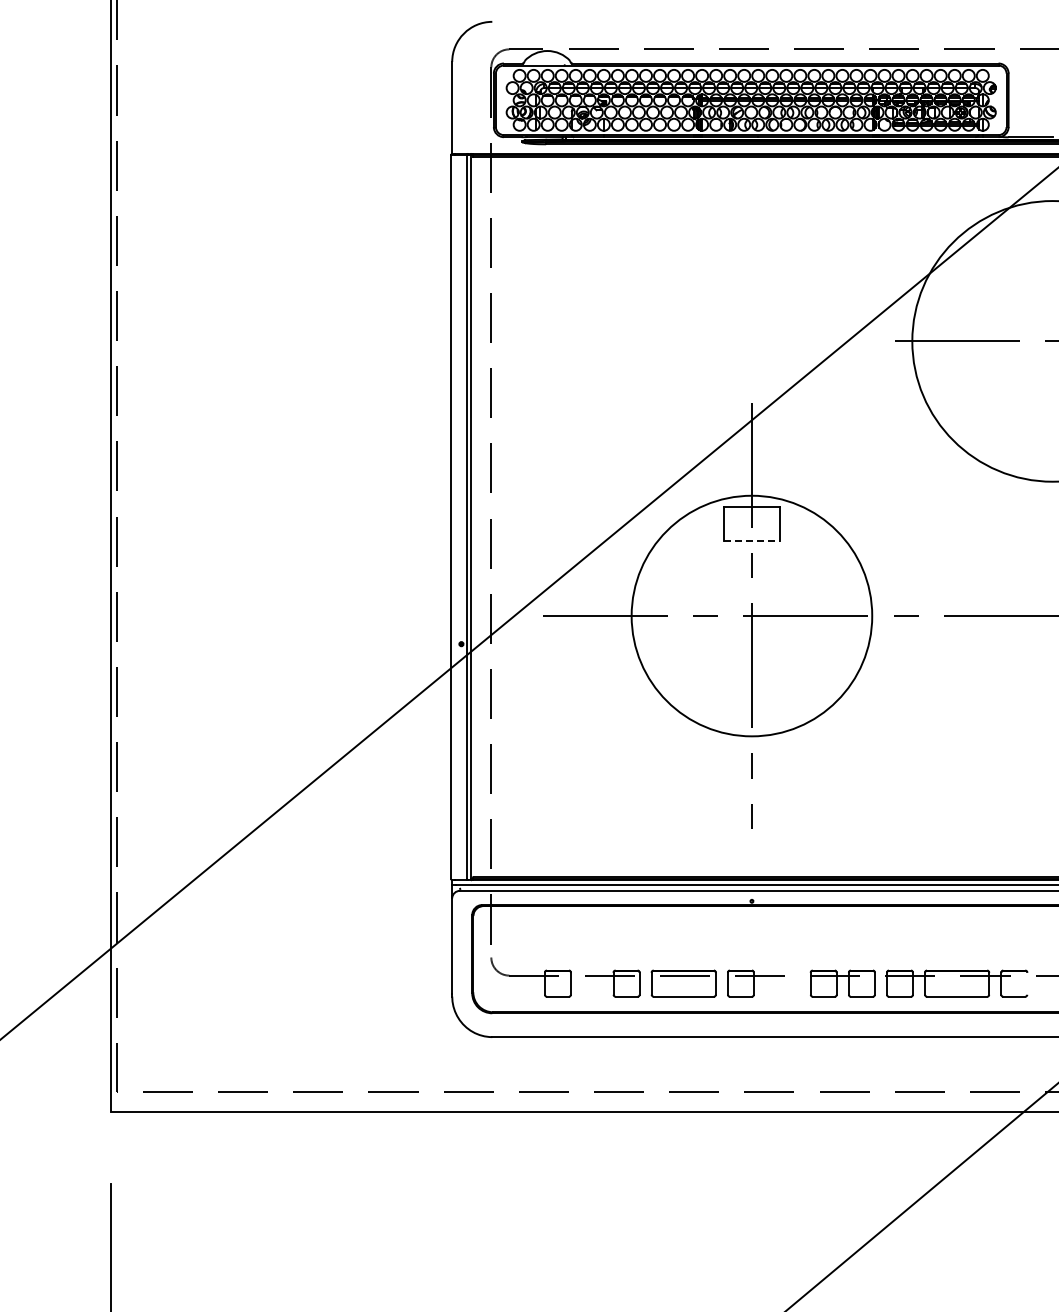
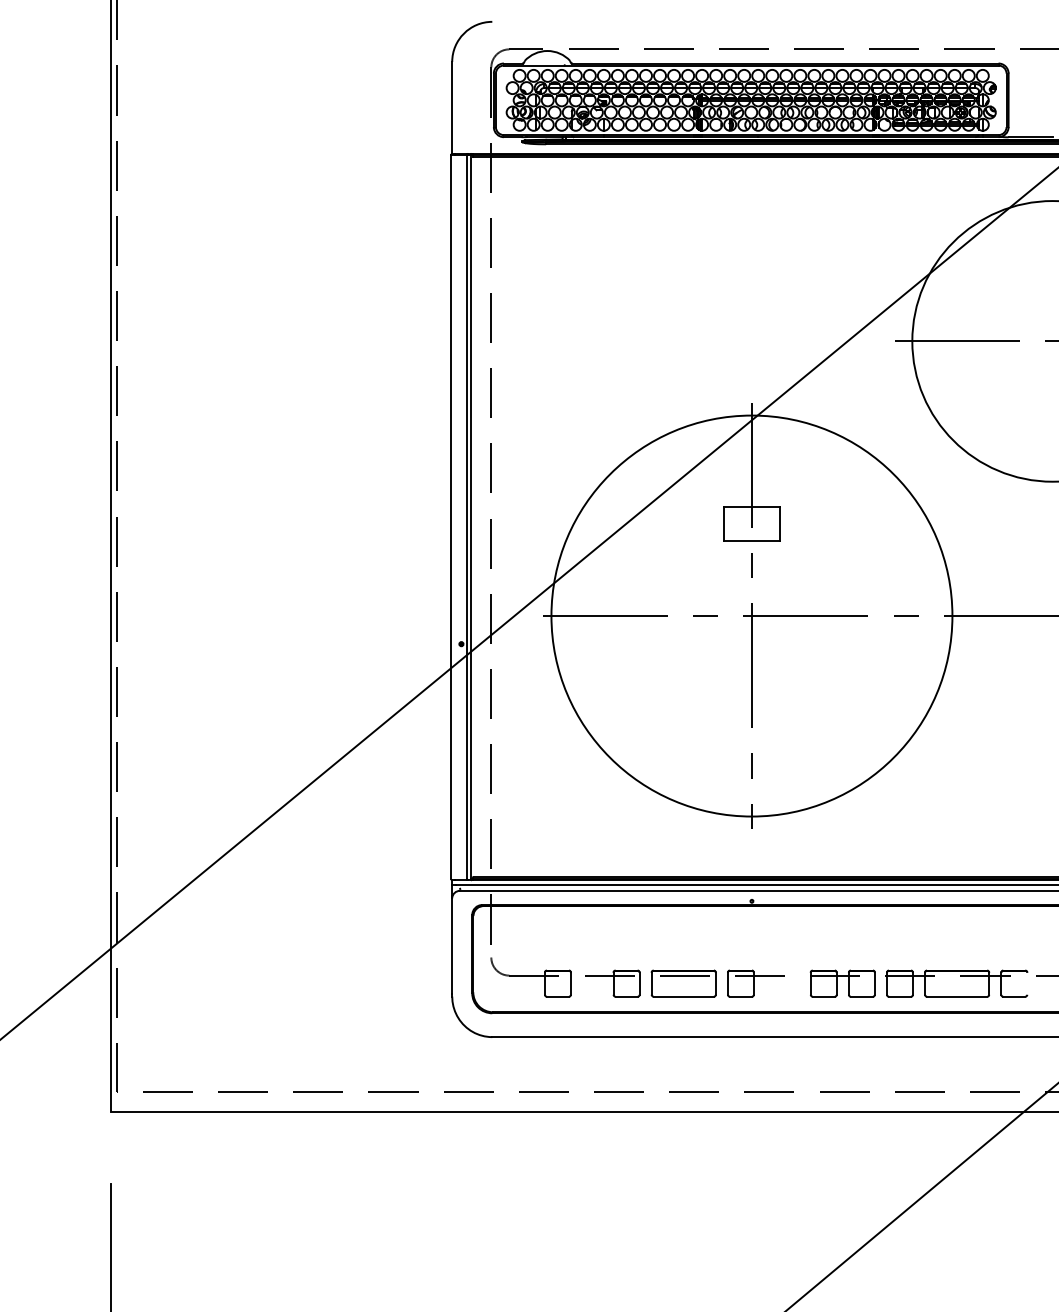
line: dashed -> solid (752, 540)
circle diameter: 241 px -> 401 px (751, 615)
